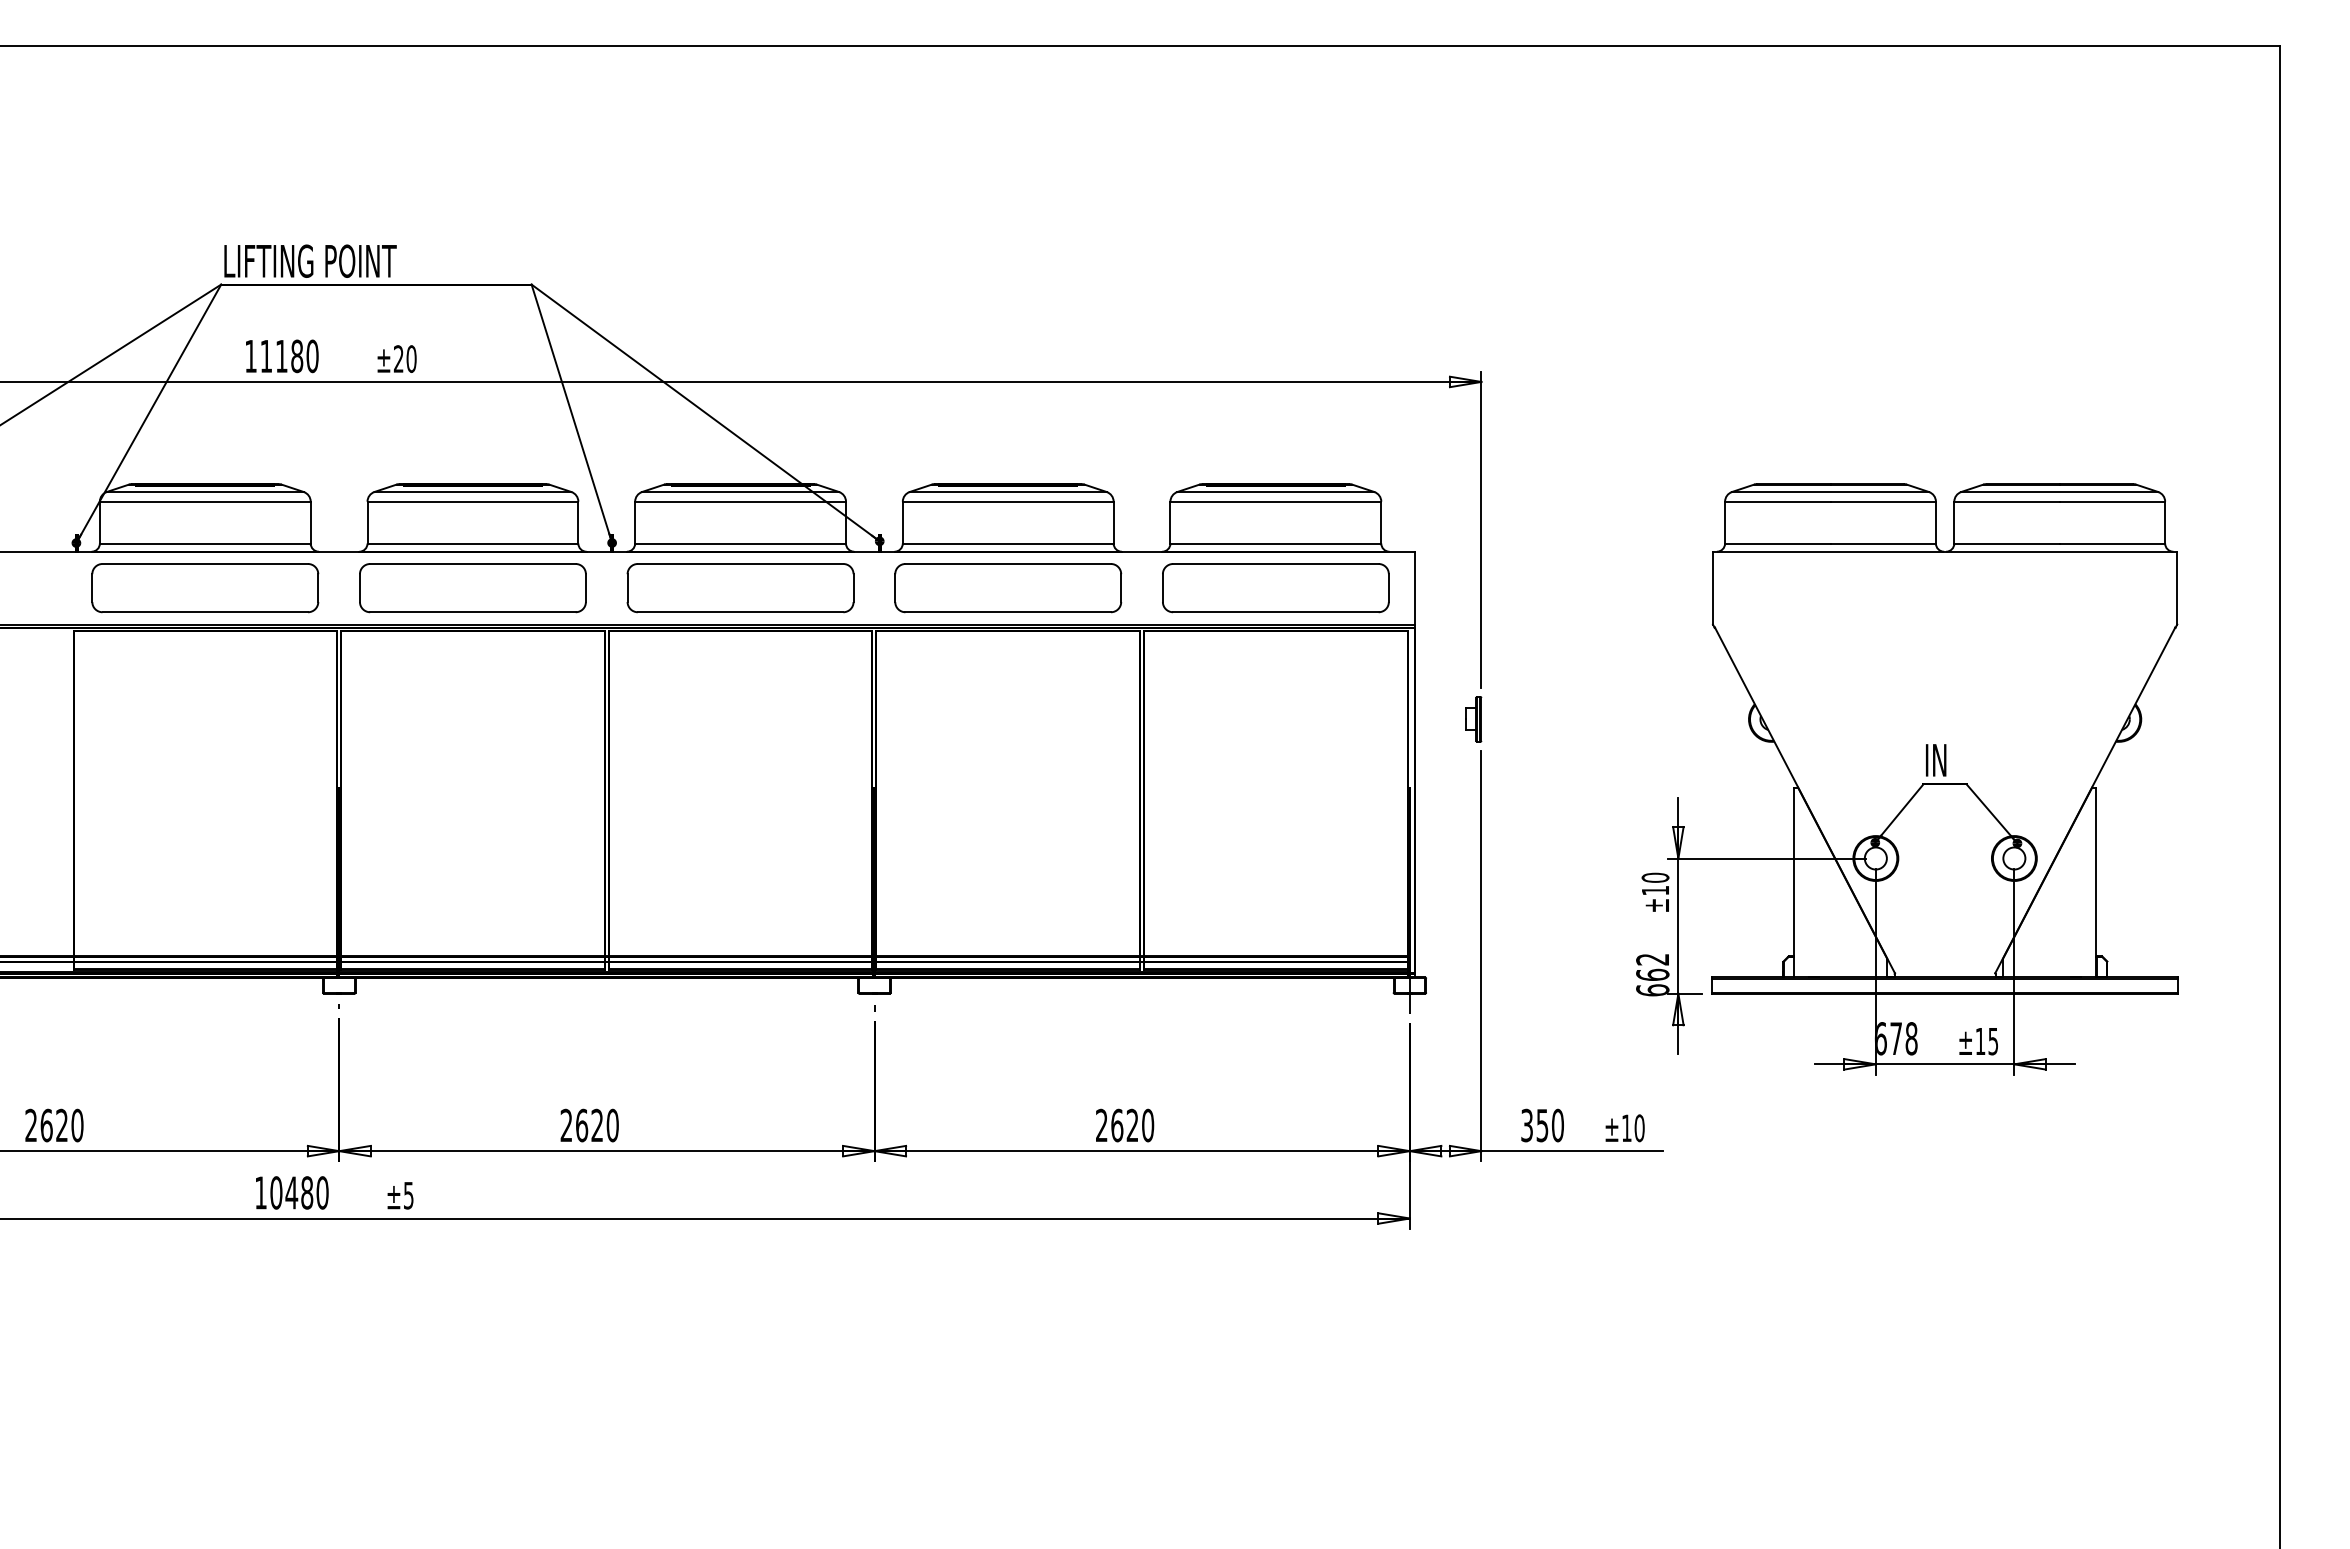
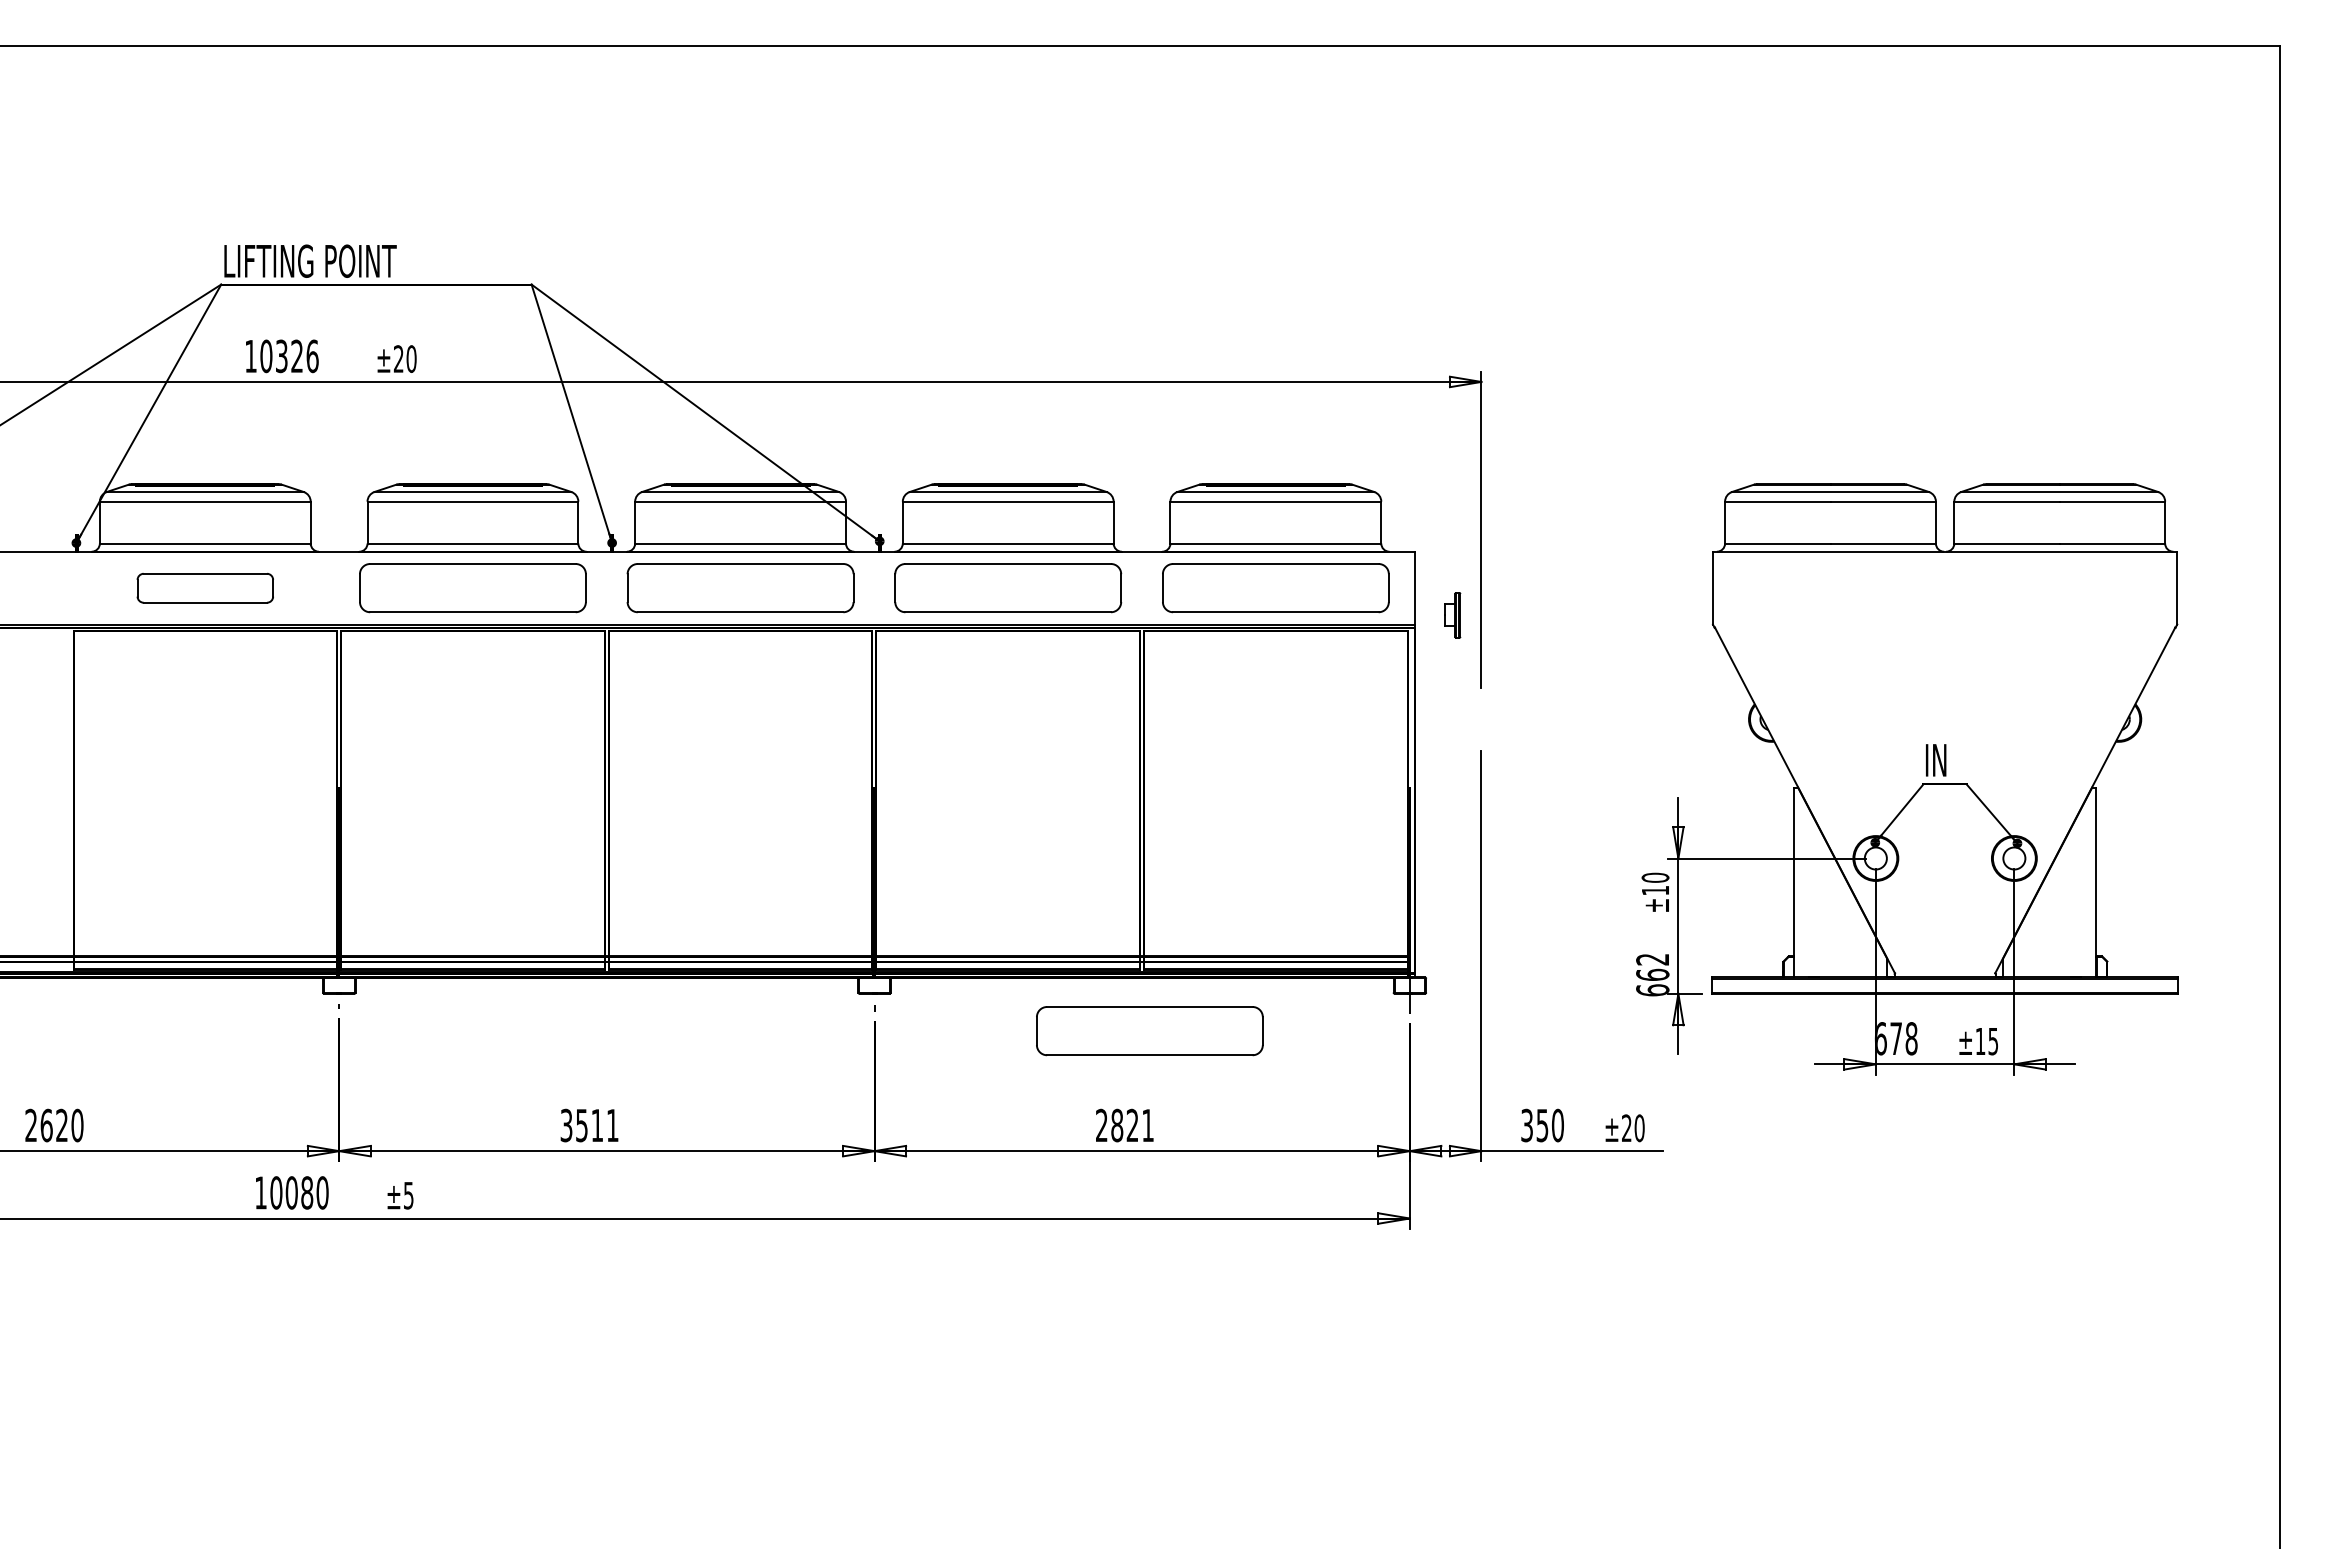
text: 11180 -> 10326 (289, 356)
part size: 229x51 px -> 138x32 px (204, 587)
part position: (1473, 719) -> (1452, 615) (1452, 615)
part: none -> present (1149, 1031)
text: 2620 -> 3511 (589, 1125)
text: 2620 -> 2821 (1132, 1125)
text: ±10 -> ±20 (1626, 1127)
text: 10480 -> 10080 (291, 1192)
